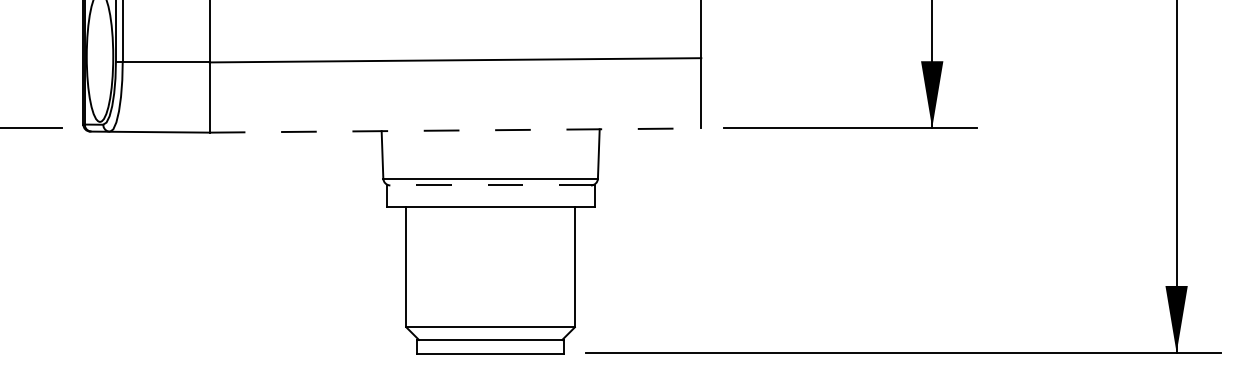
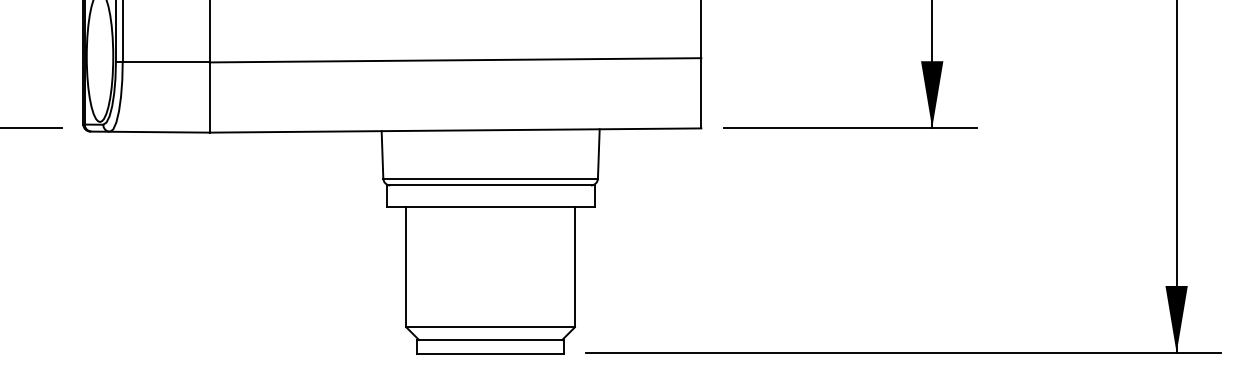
line: dashed -> solid (455, 130)
line: dashed -> solid (490, 185)
